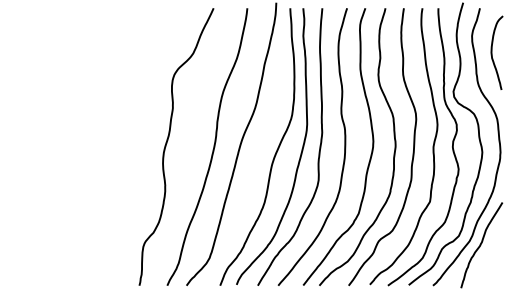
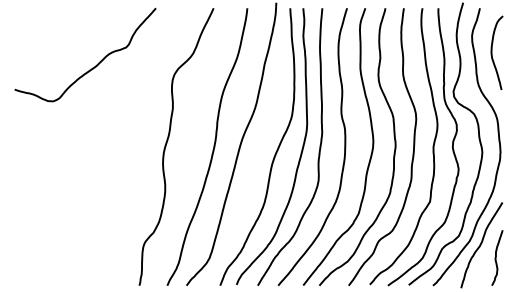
curve: none -> present (92, 67)
curve: none -> present (496, 257)
